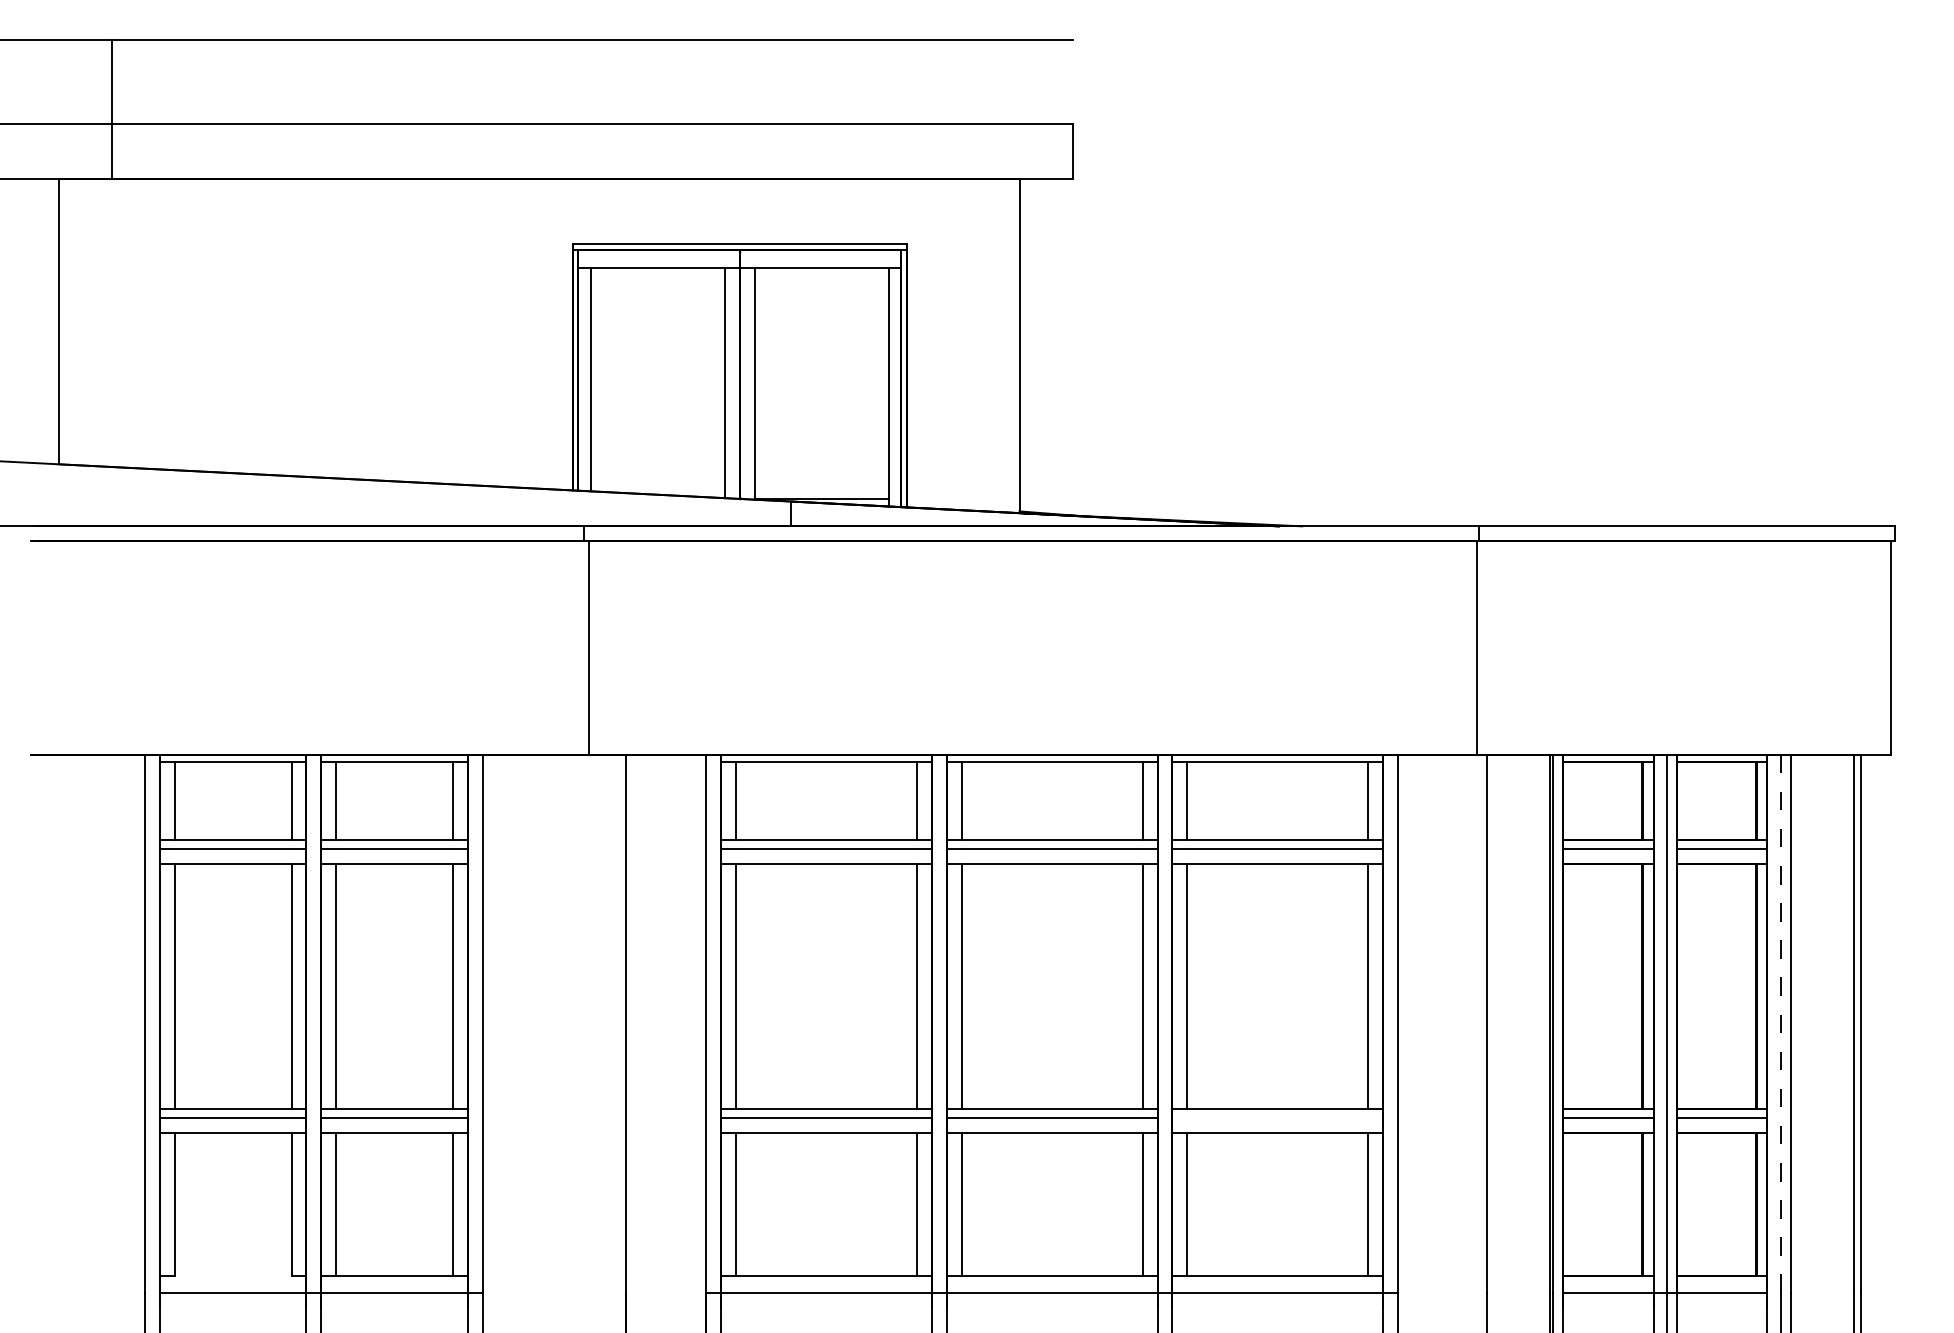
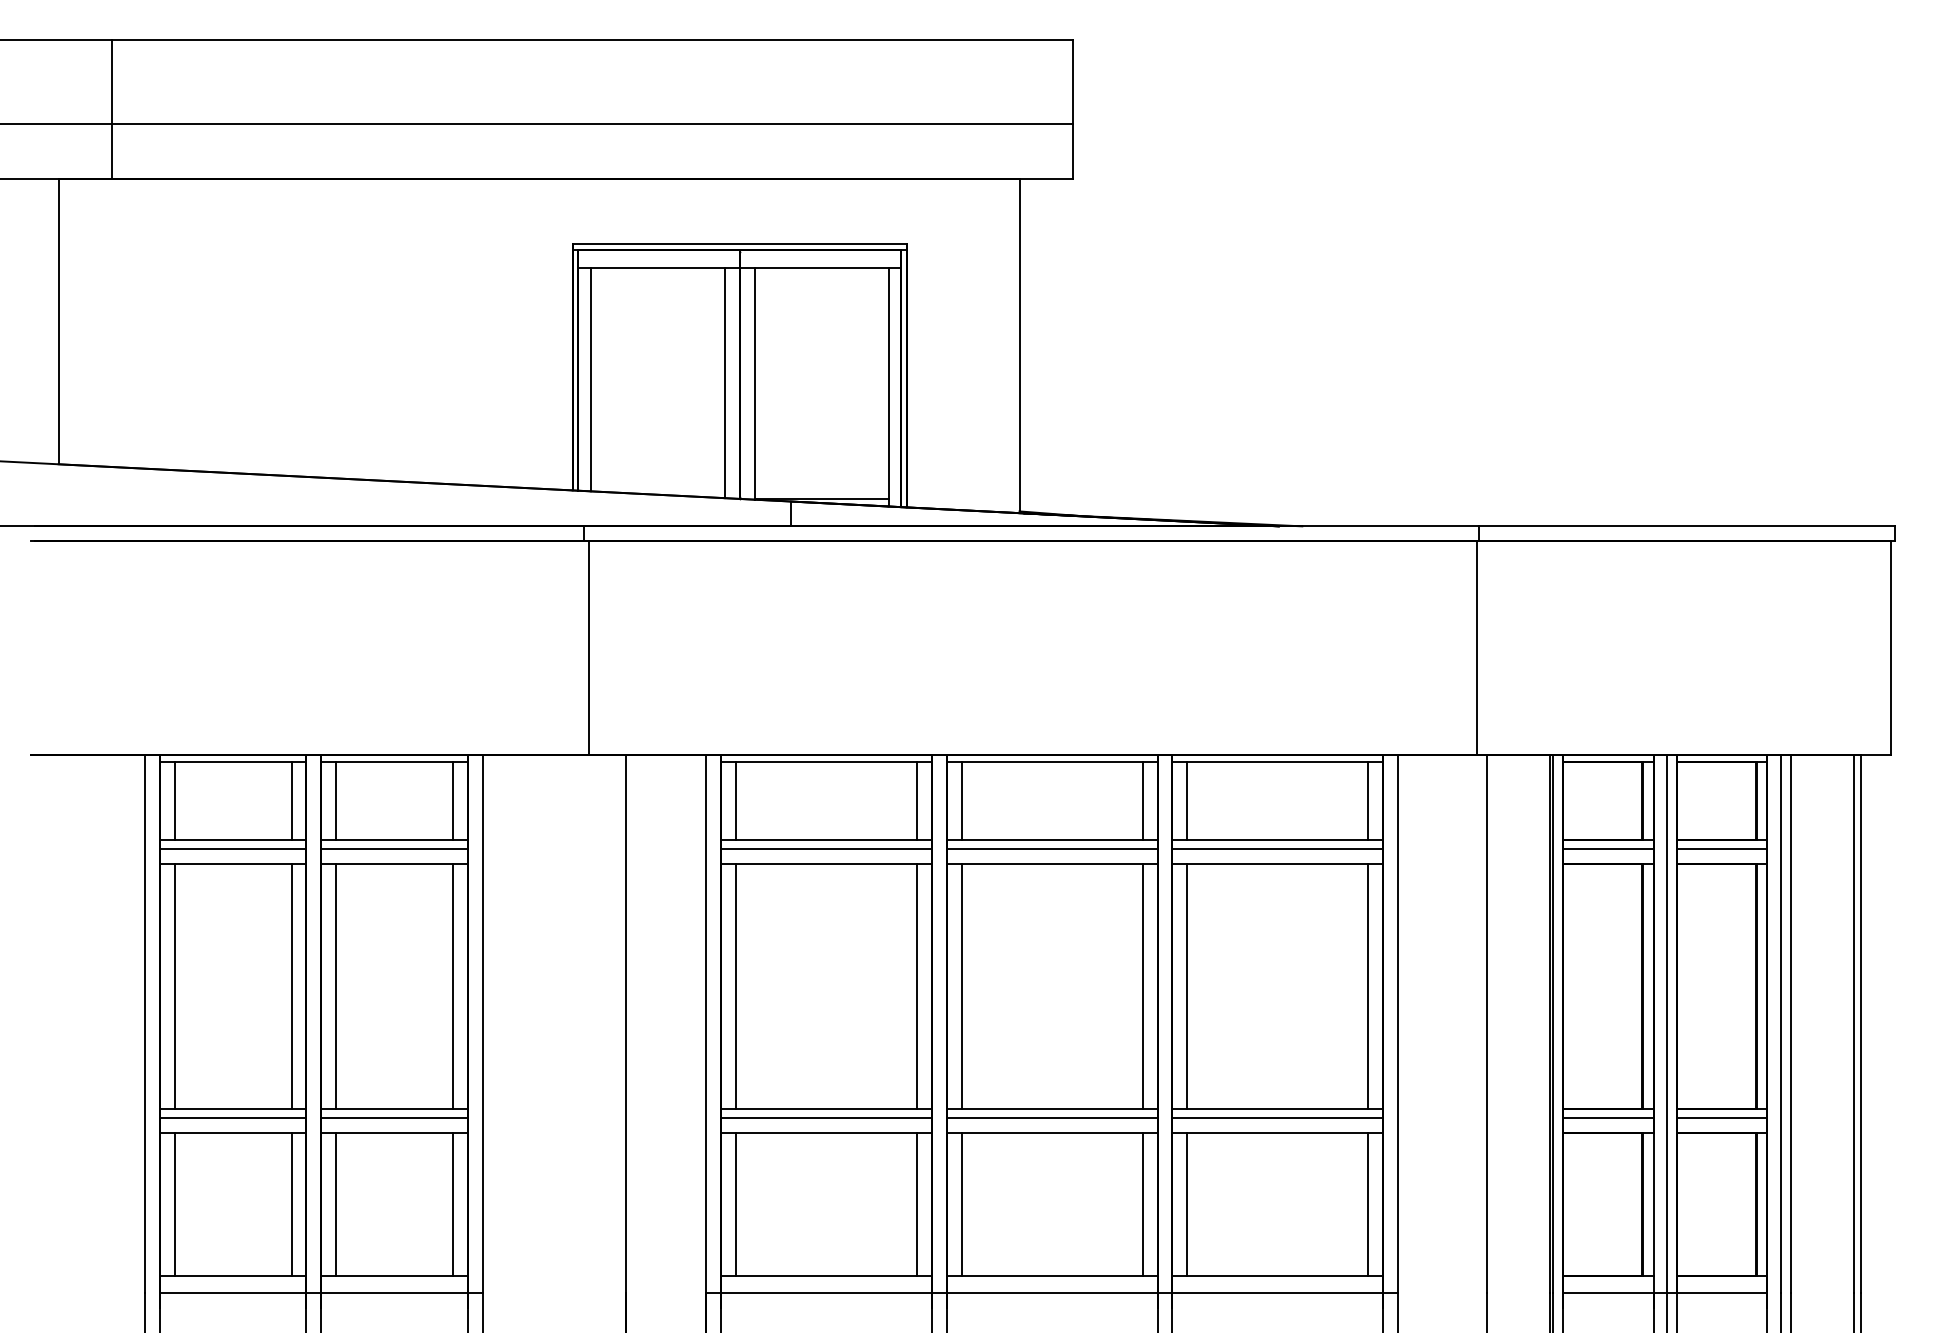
line: none -> present (1073, 81)
line: dashed -> solid (1780, 1024)
line: none -> present (1277, 1118)
line: none -> present (232, 1276)
